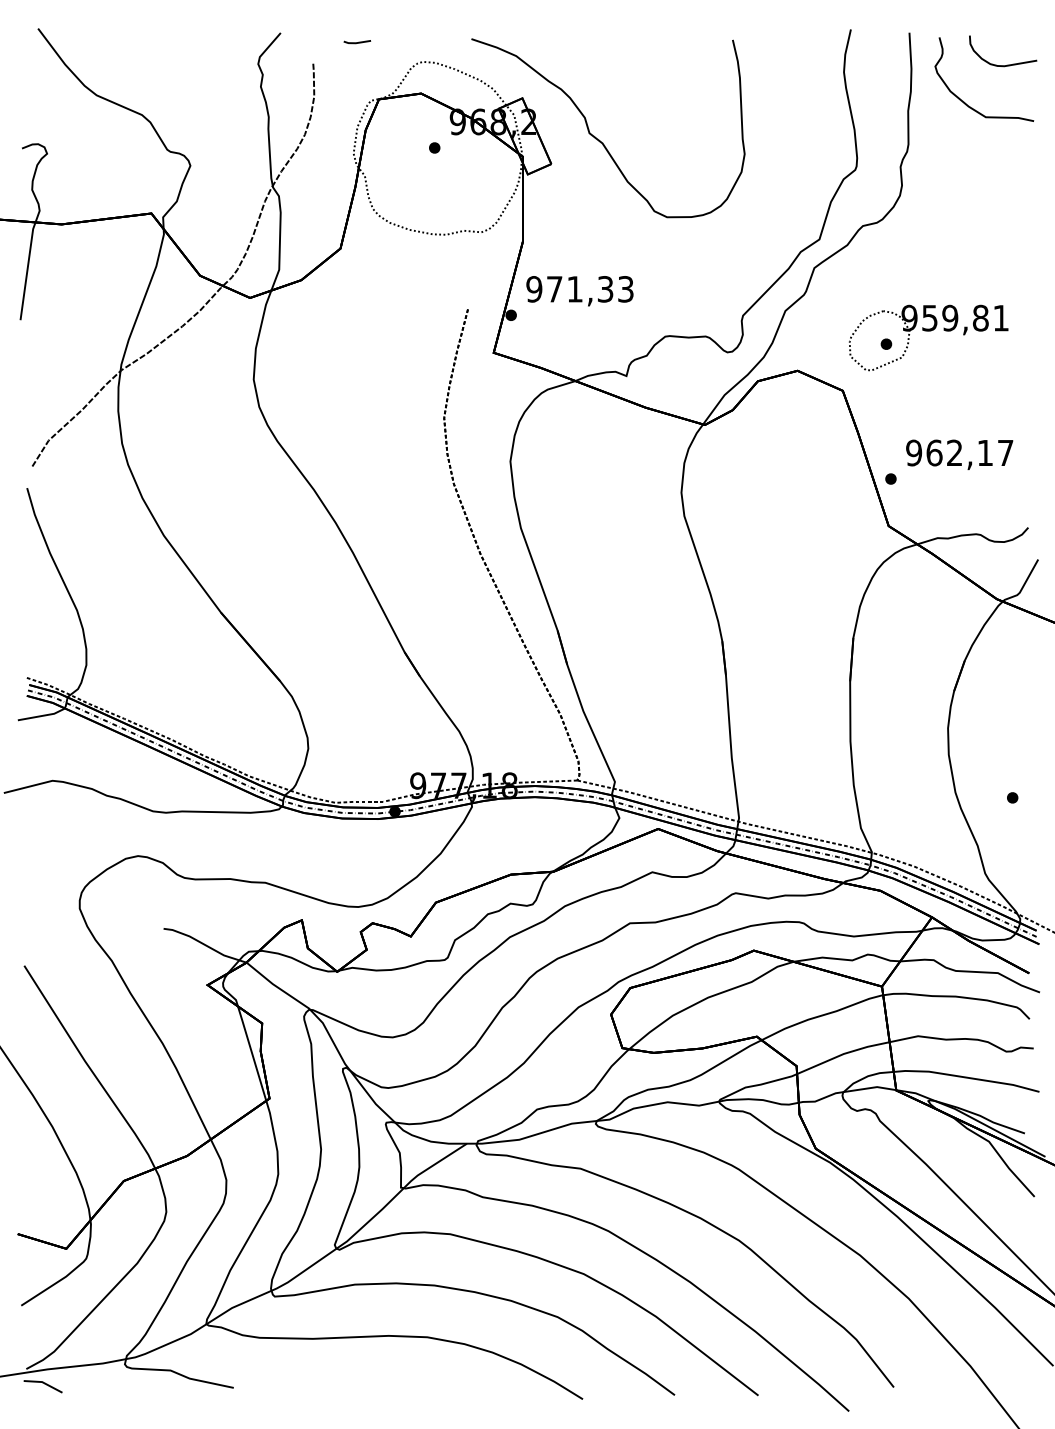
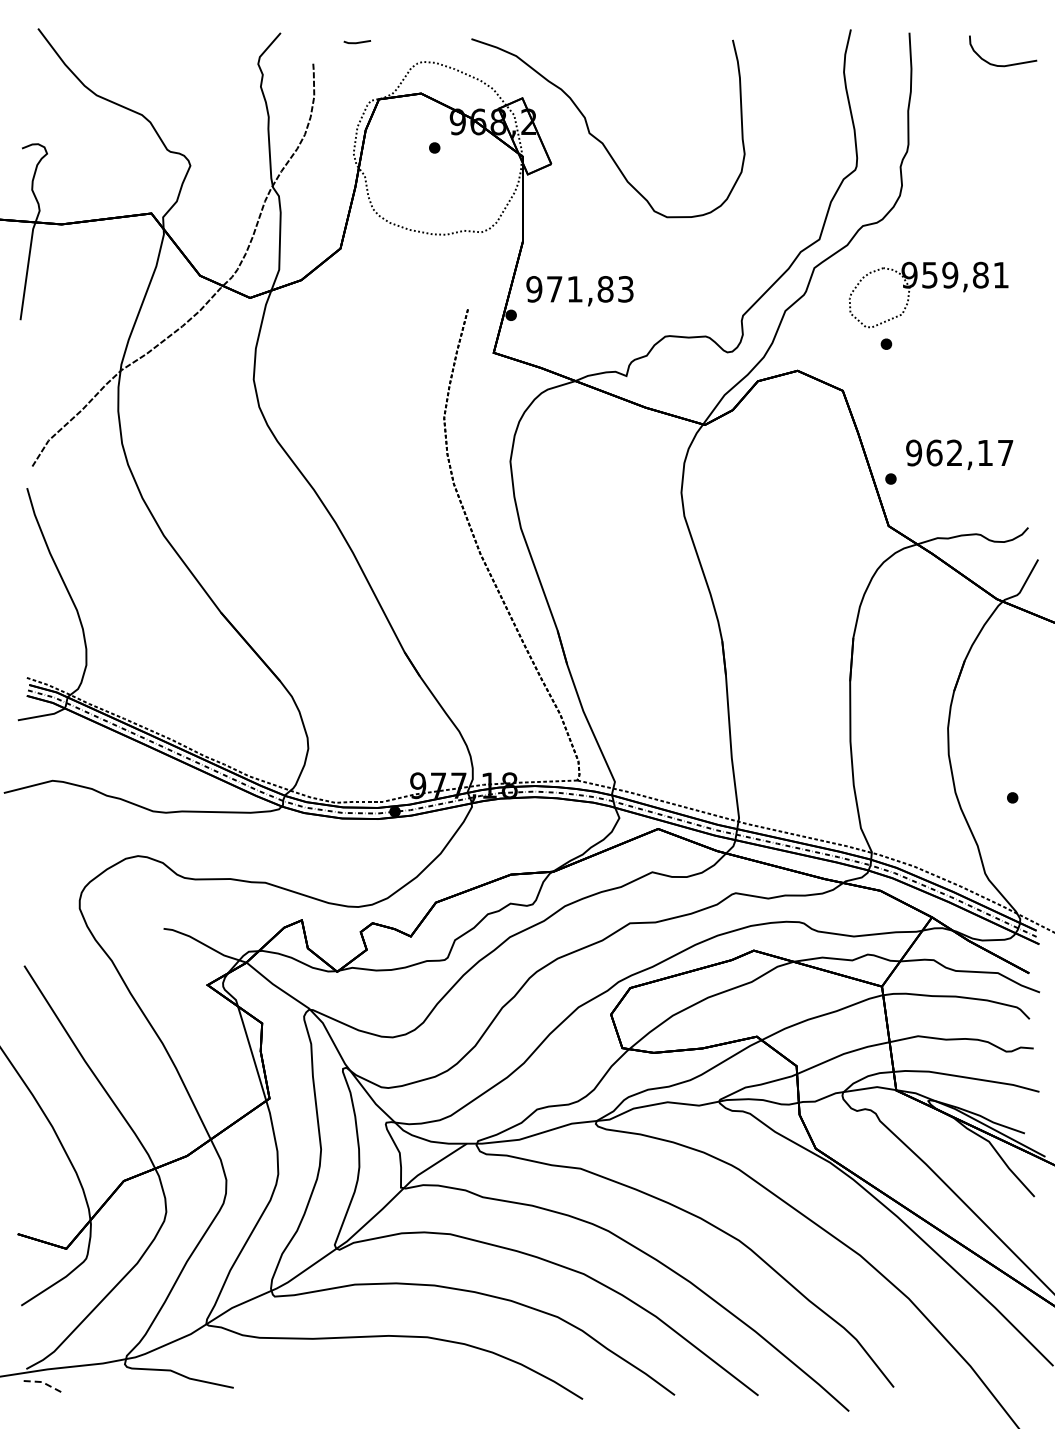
curve: present -> none (964, 101)
text: 971,33 -> 971,83 (605, 289)
part position: (928, 337) -> (928, 294) (928, 294)
line: solid -> dashed (43, 1382)
